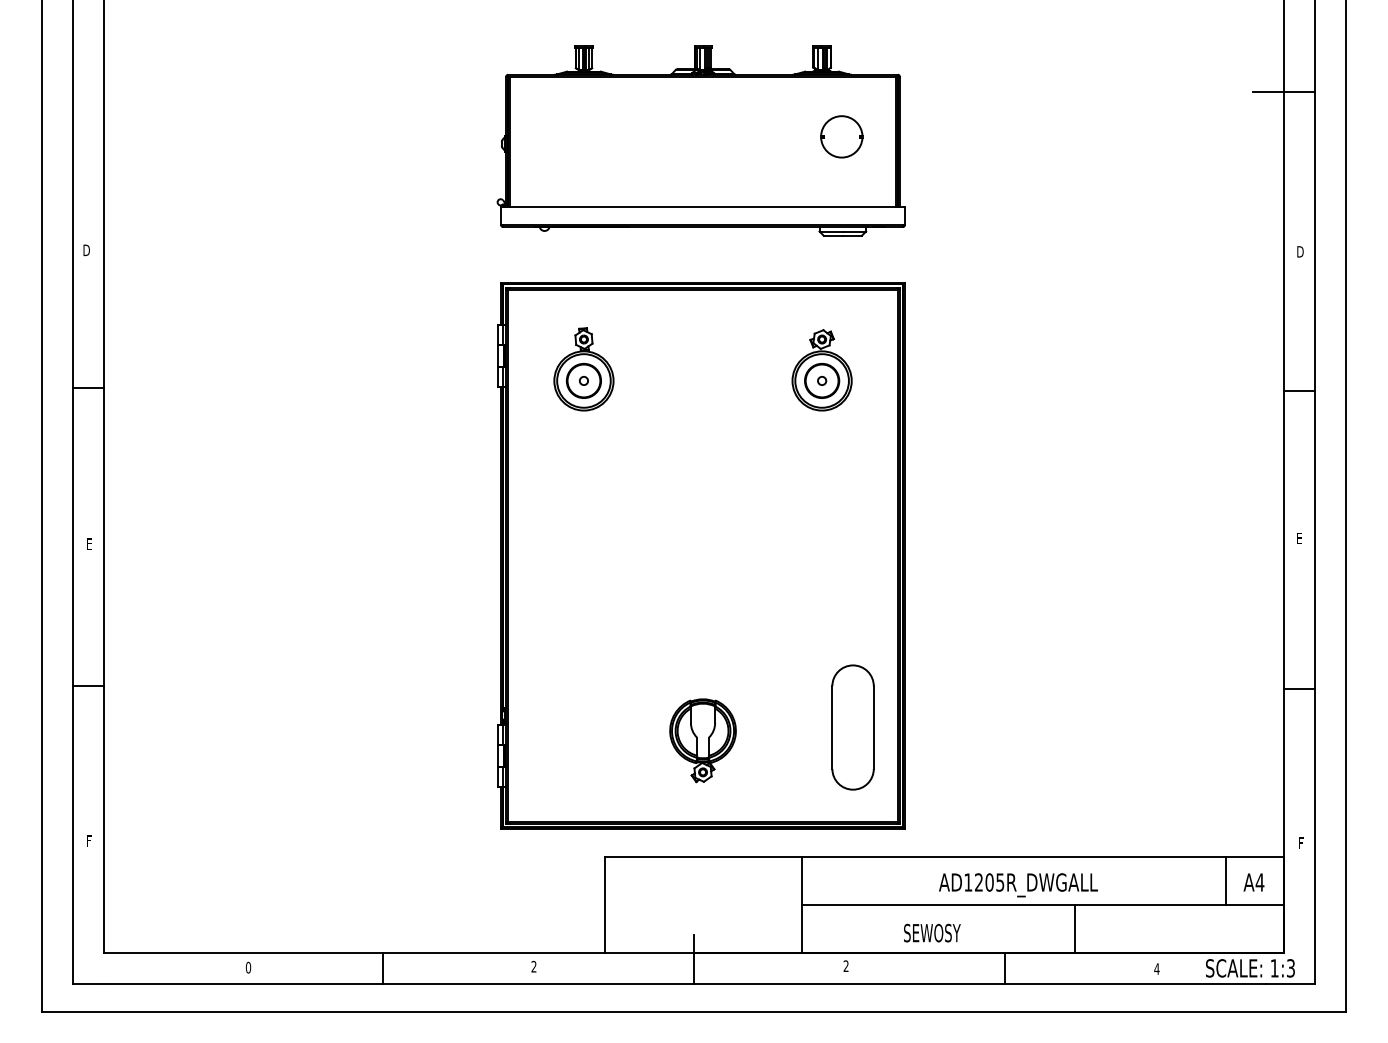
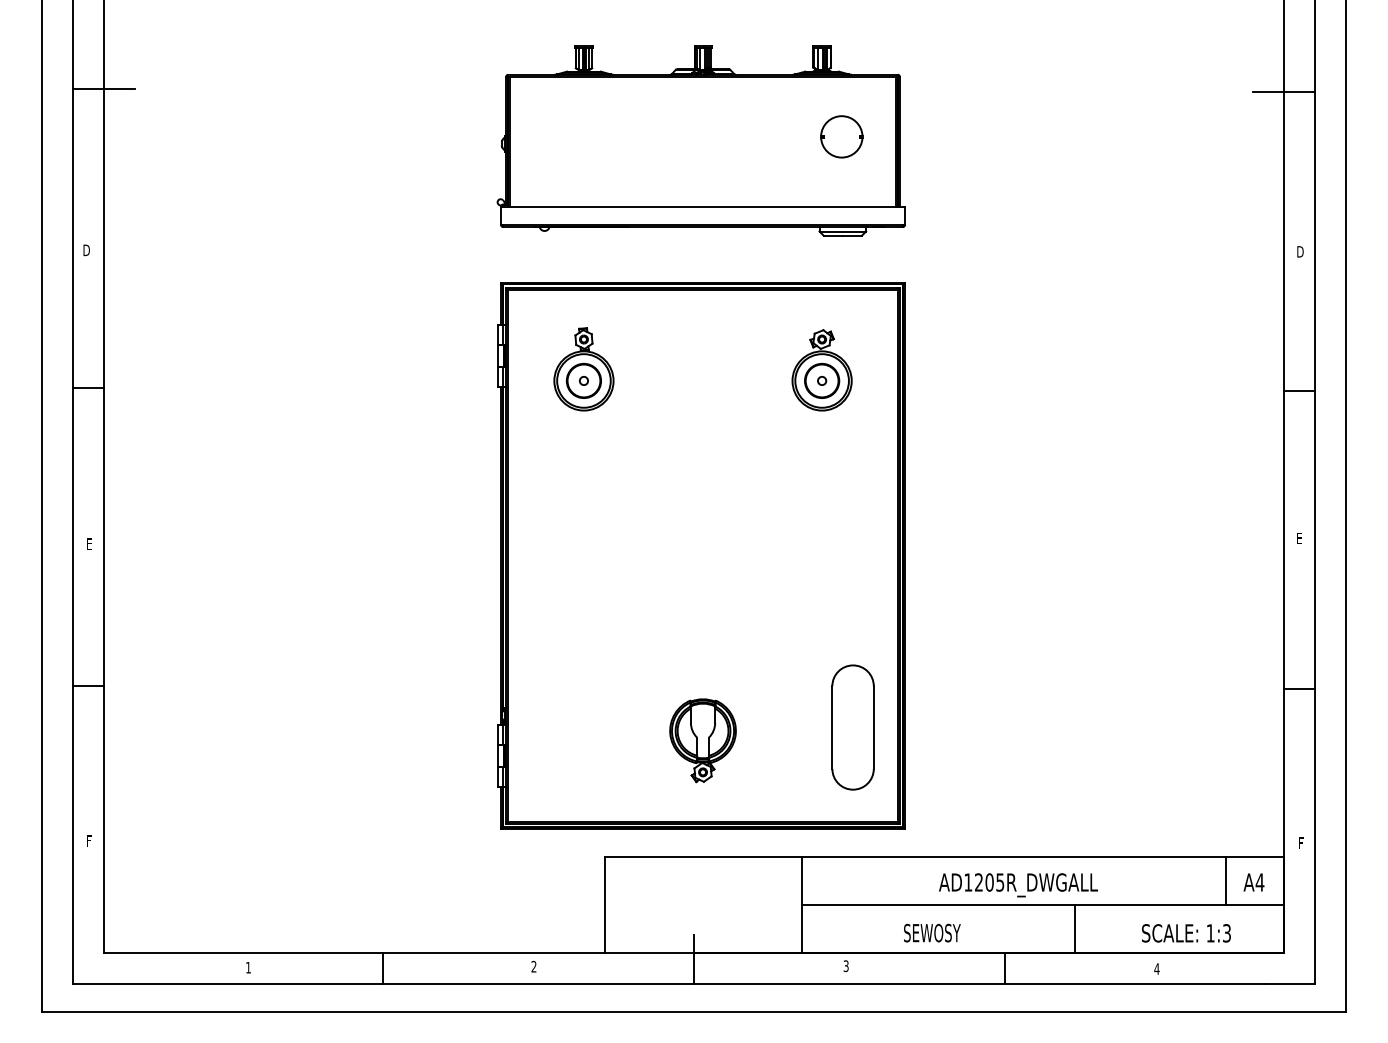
line: none -> present (103, 89)
text: 2 -> 3 (845, 966)
text: 0 -> 1 (248, 967)
text position: (1250, 968) -> (1186, 933) (1186, 933)
